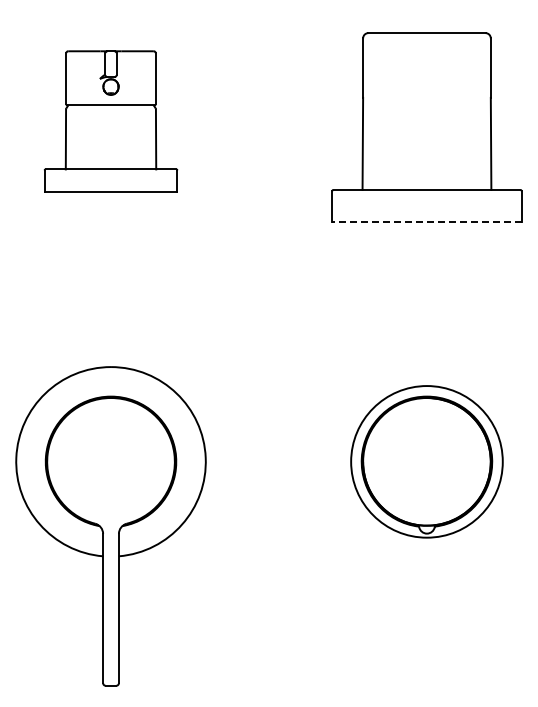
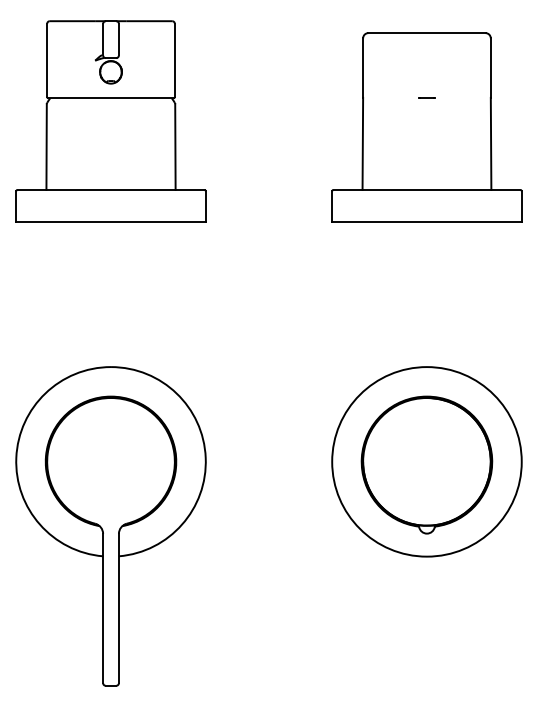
line: none -> present (426, 97)
part size: 135x143 px -> 192x203 px (110, 121)
line: dashed -> solid (426, 221)
circle diameter: 152 px -> 190 px (426, 461)
